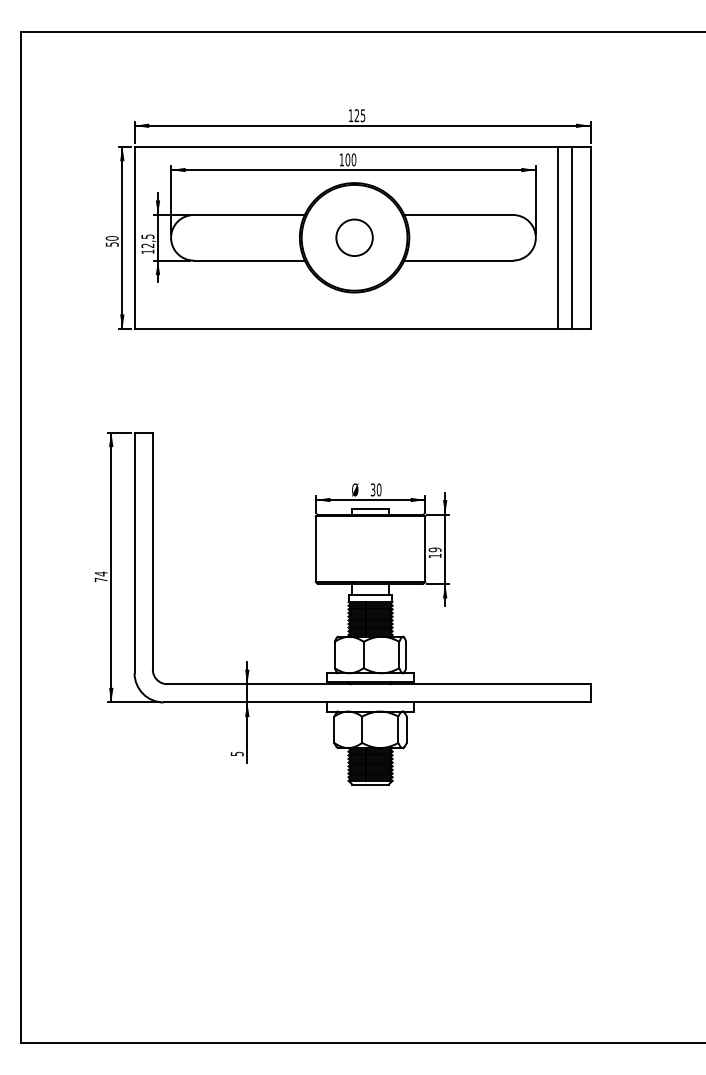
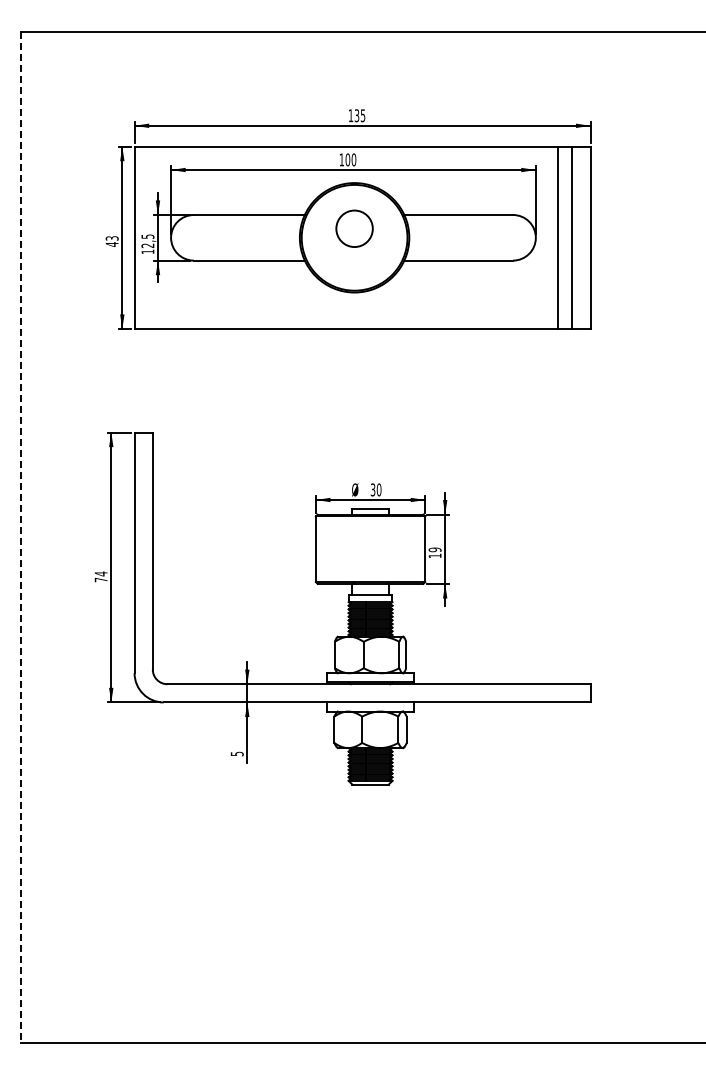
text: 125 -> 135 (356, 116)
circle position: (354, 237) -> (354, 228) (354, 228)
text: 50 -> 43 (111, 241)
line: solid -> dashed (21, 537)
